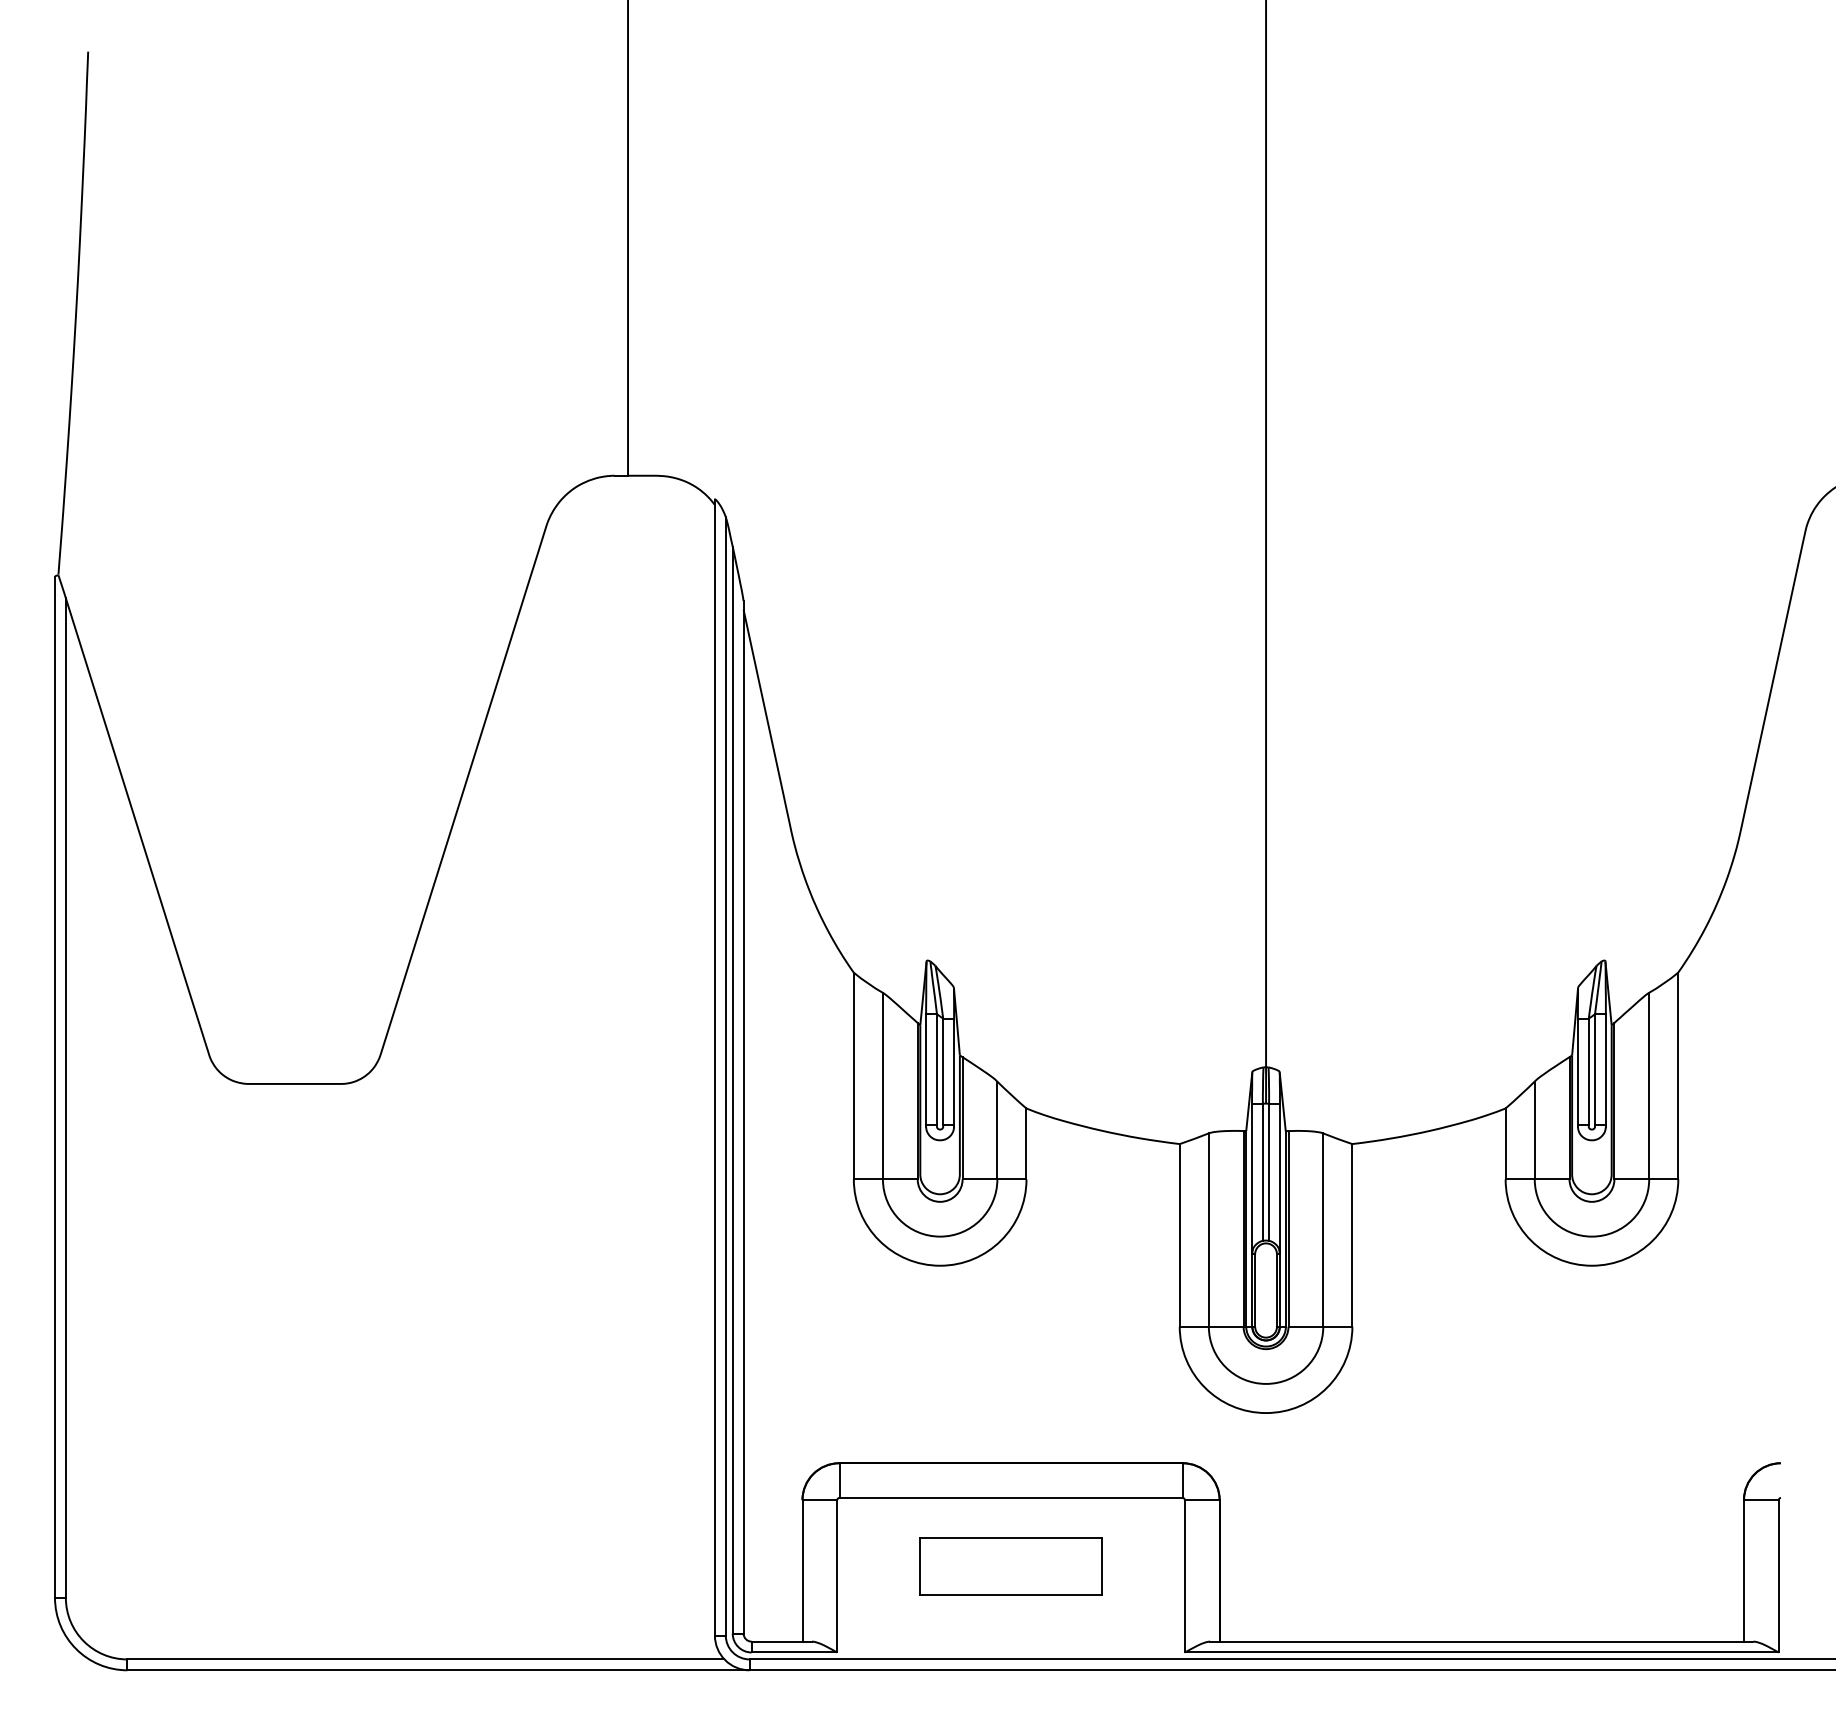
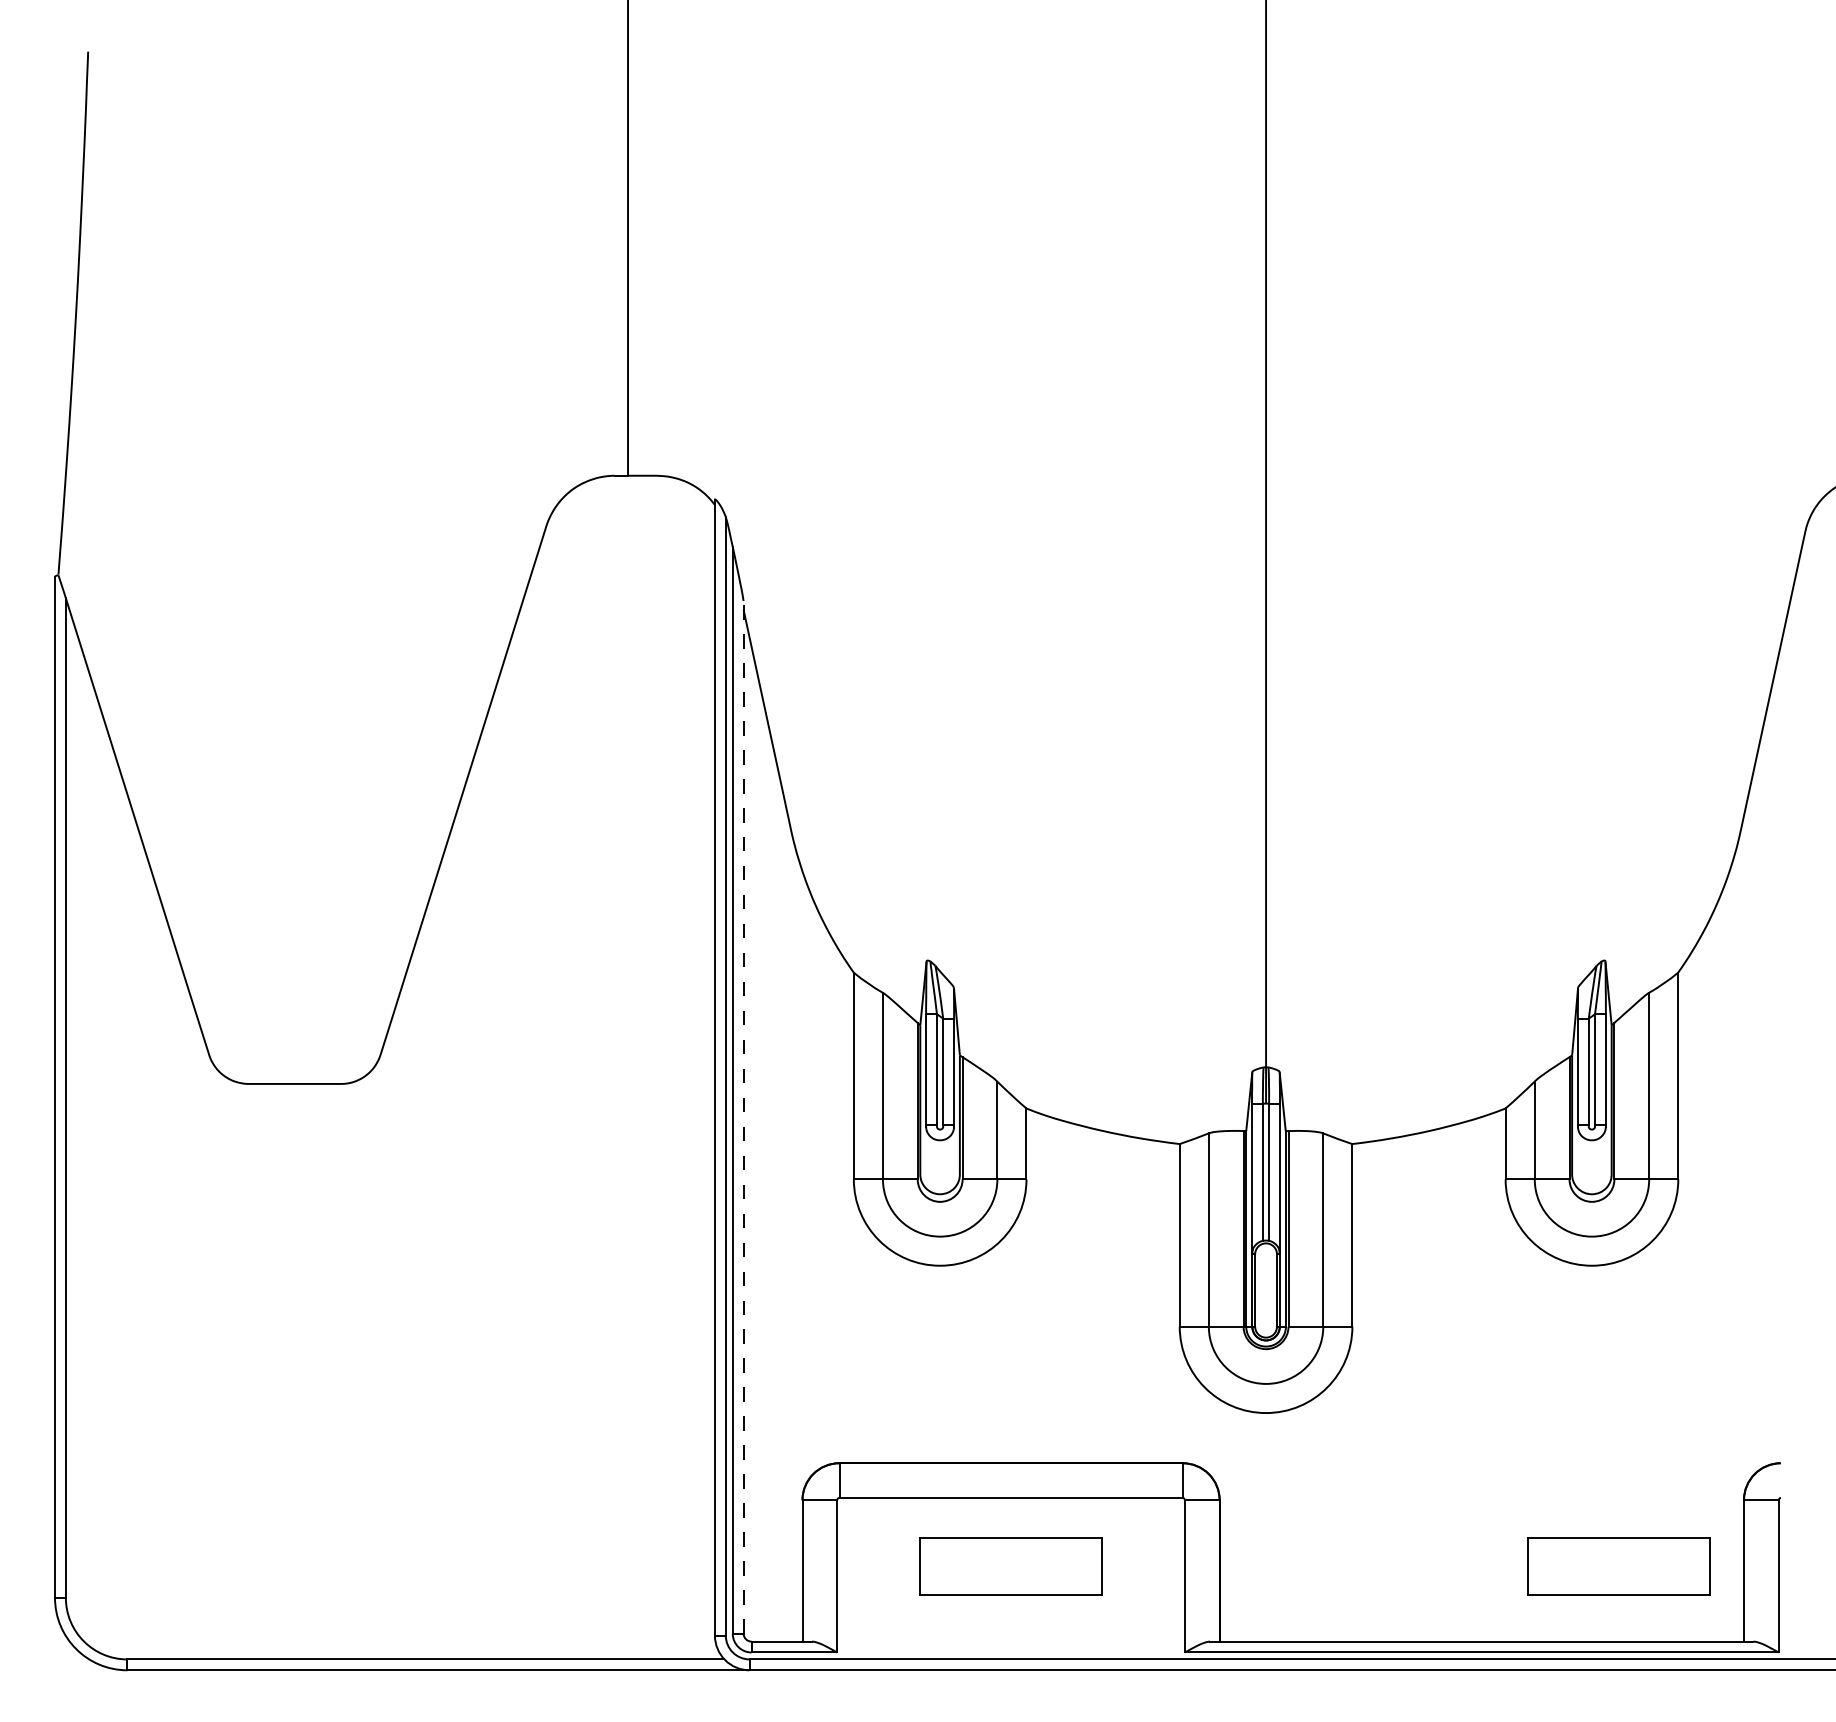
line: solid -> dashed (743, 1116)
part: none -> present (1618, 1566)
